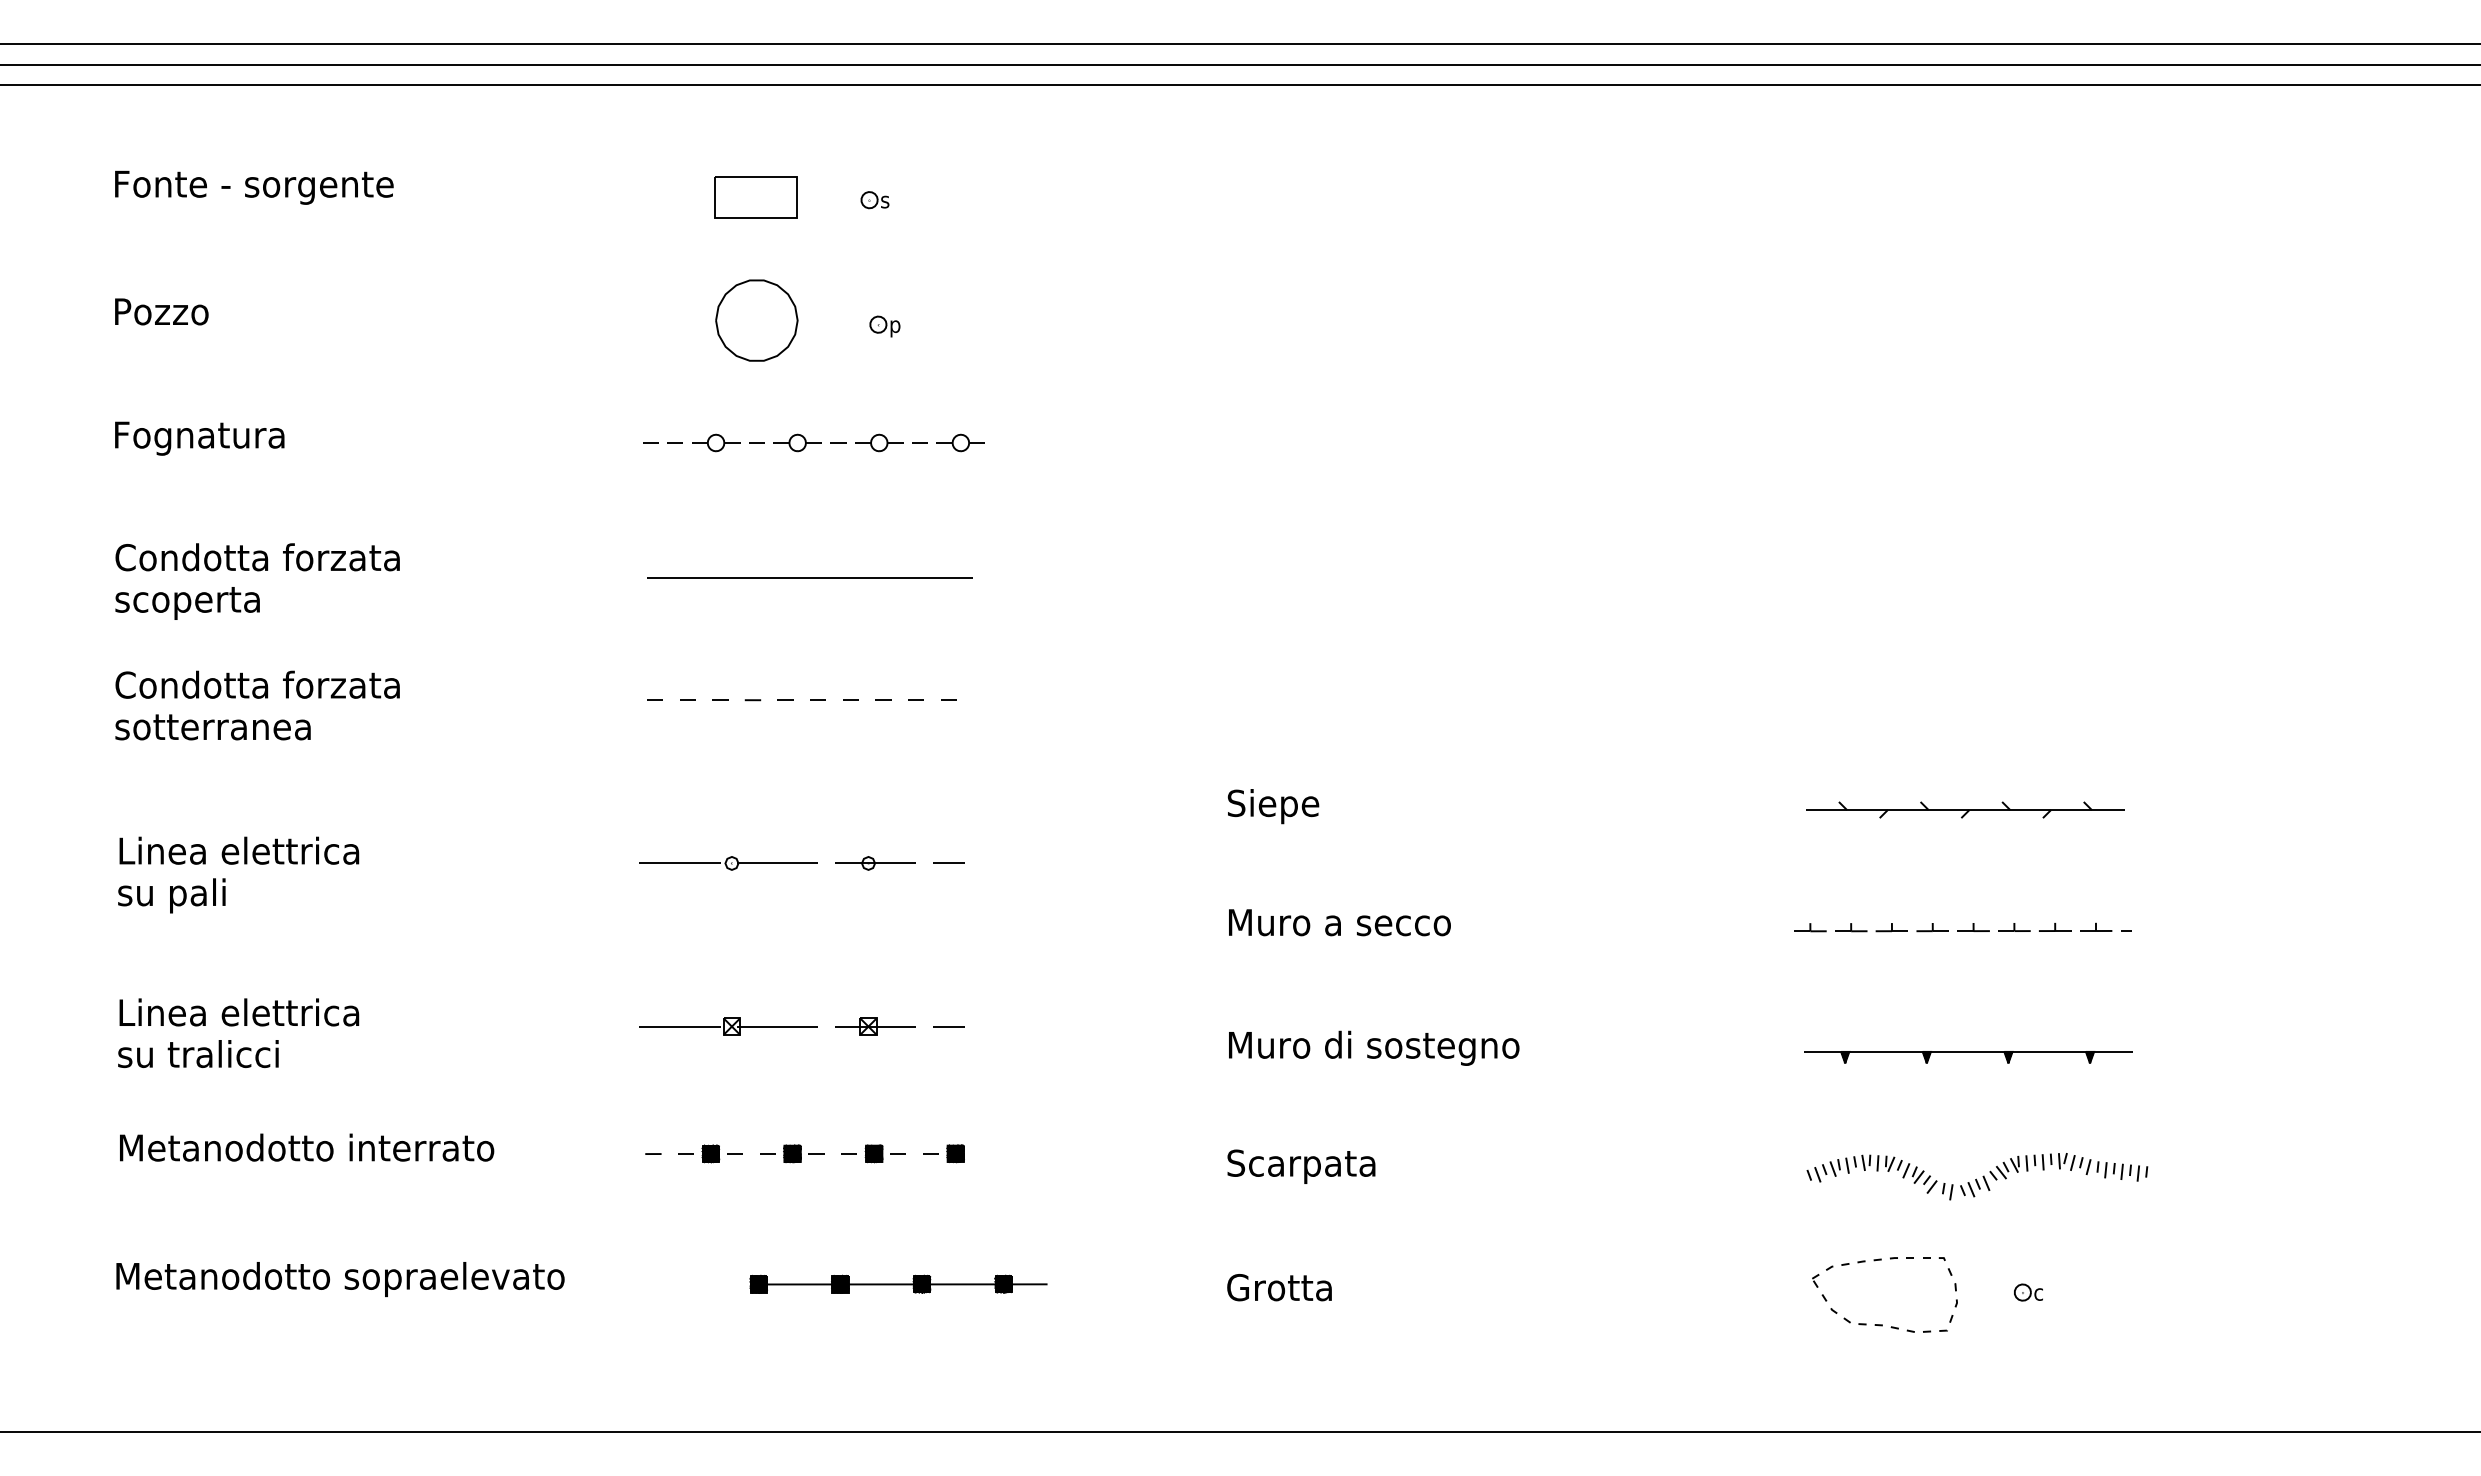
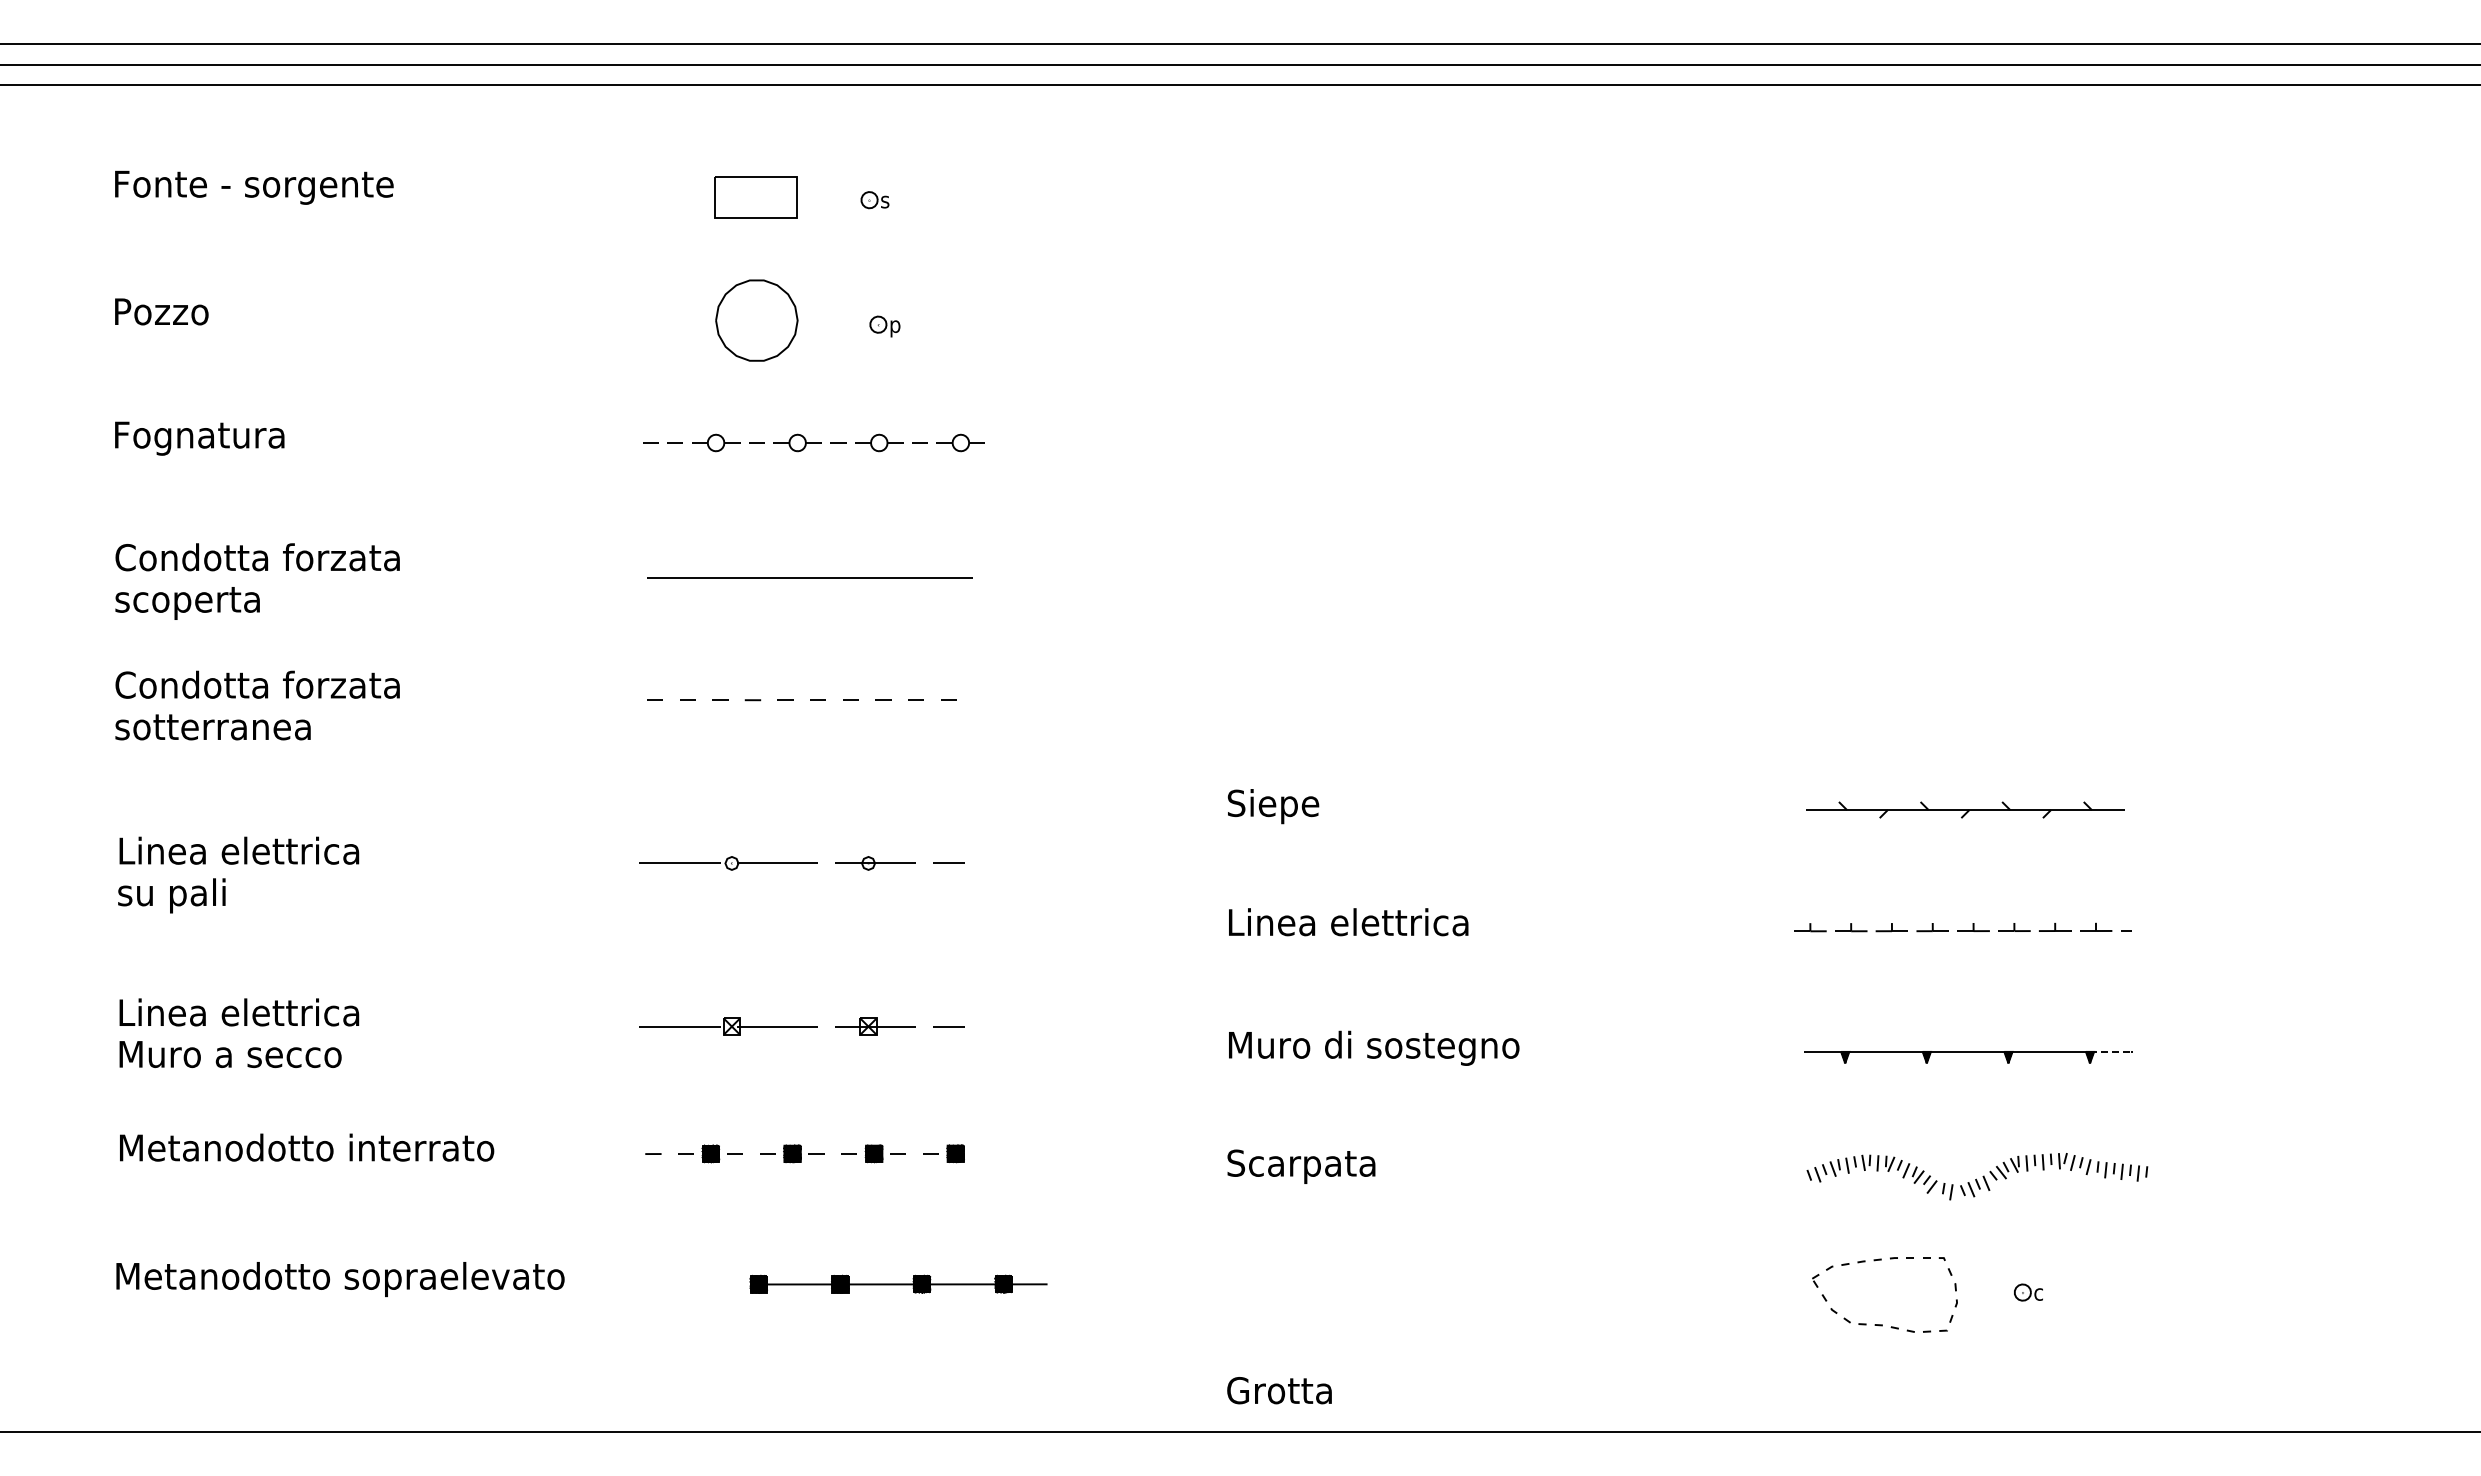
text: Muro a secco -> Linea elettrica (1350, 922)
line: solid -> dashed (2110, 1051)
text: su tralicci -> Muro a secco (229, 1054)
text position: (1279, 1287) -> (1279, 1390) (1279, 1390)
